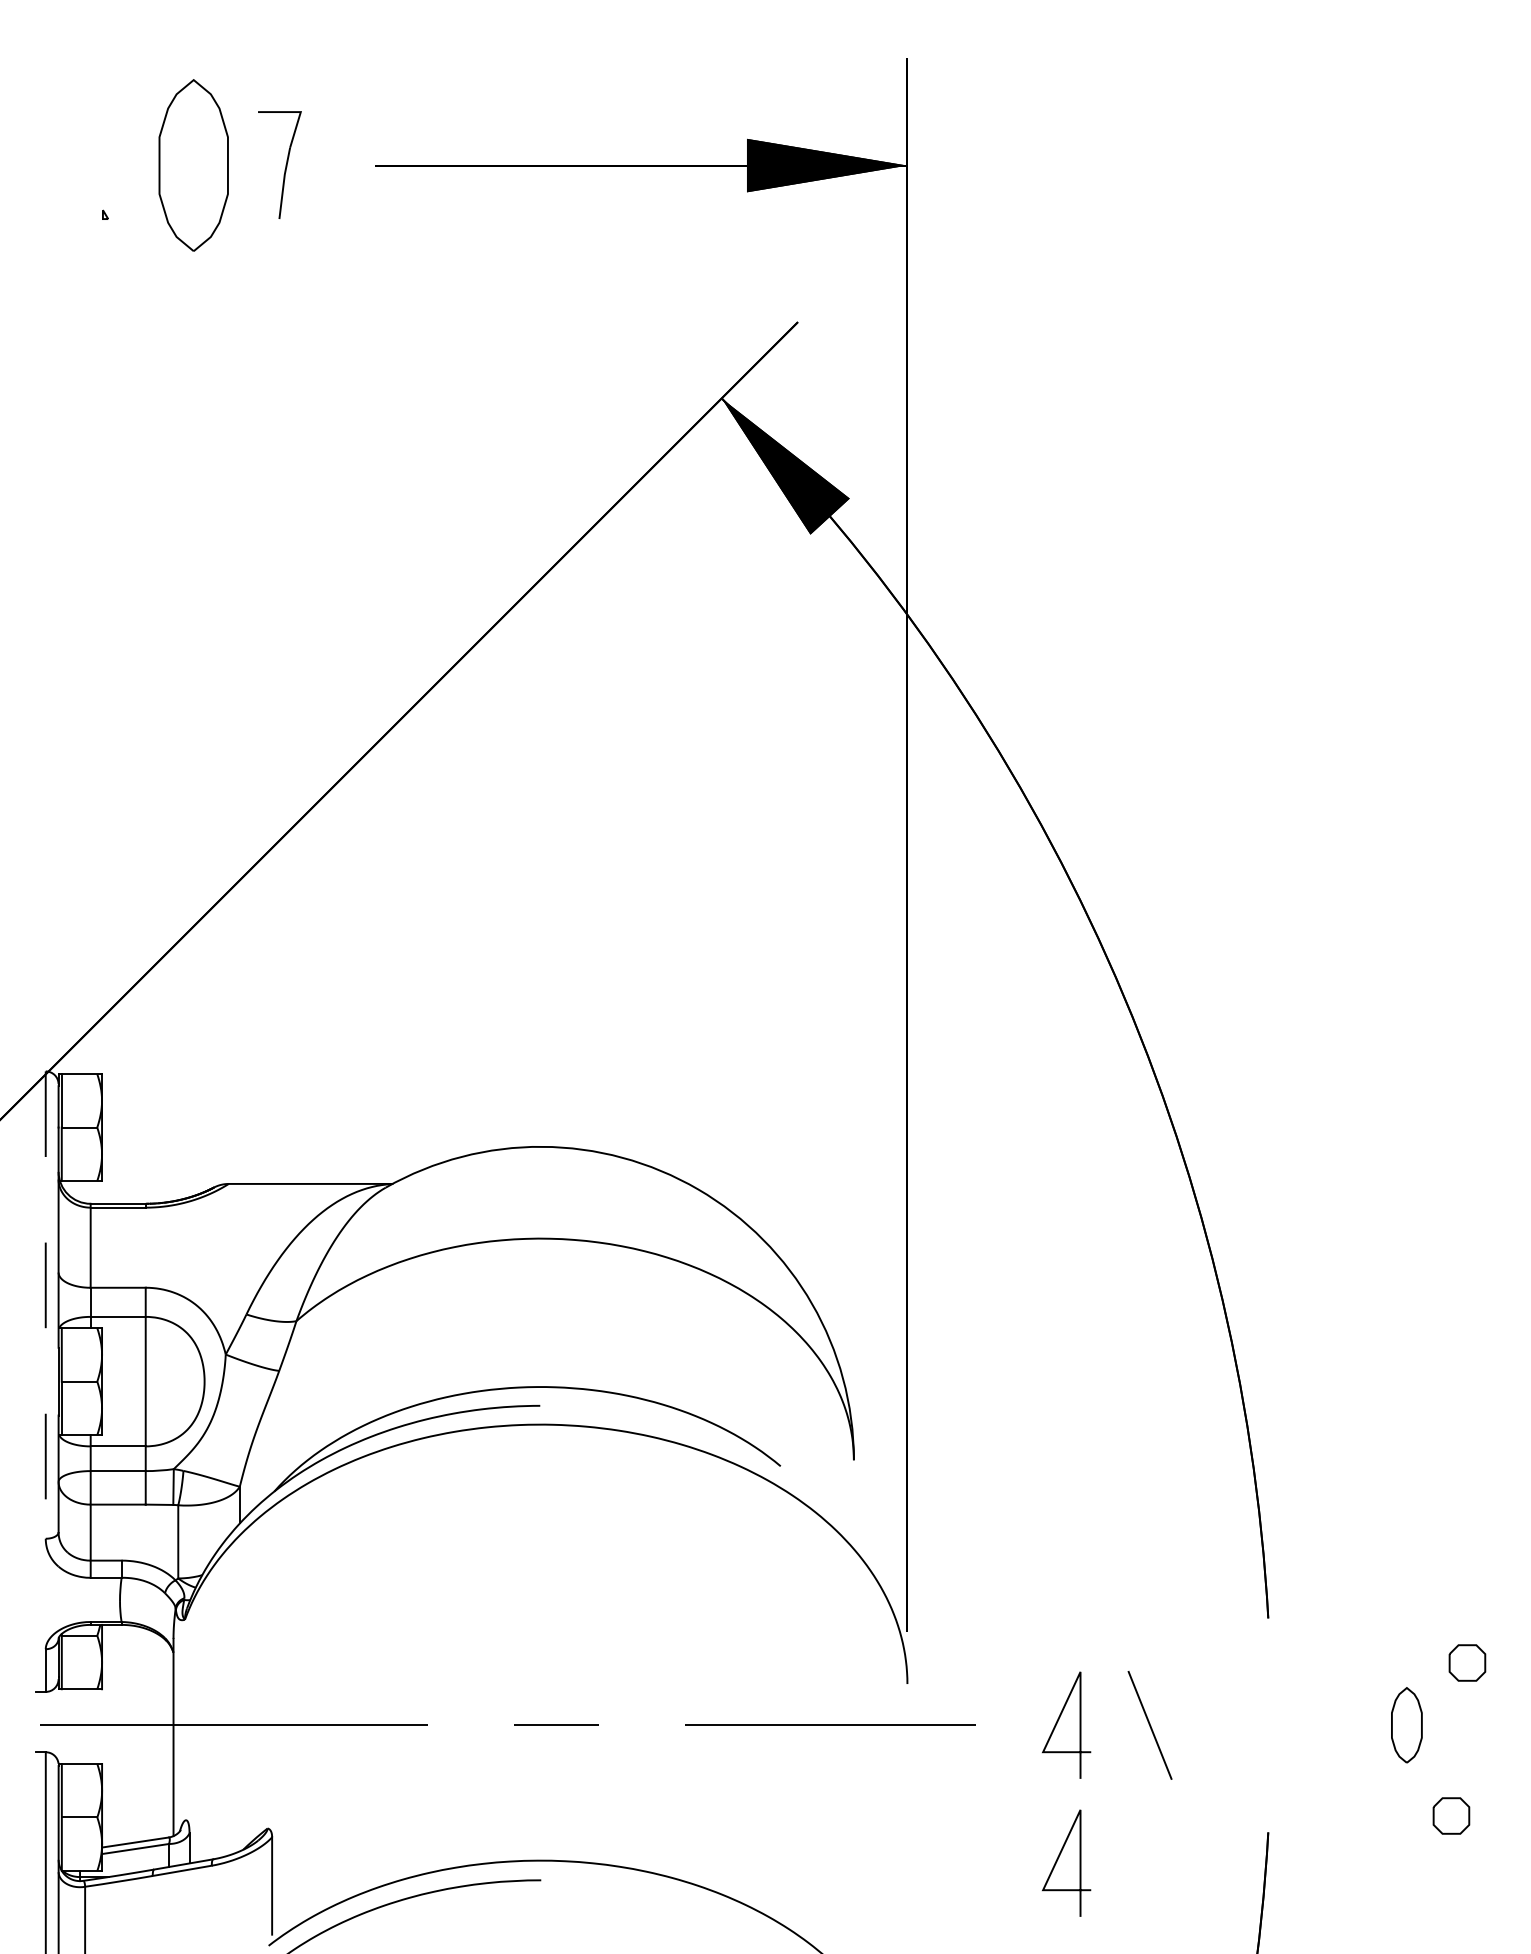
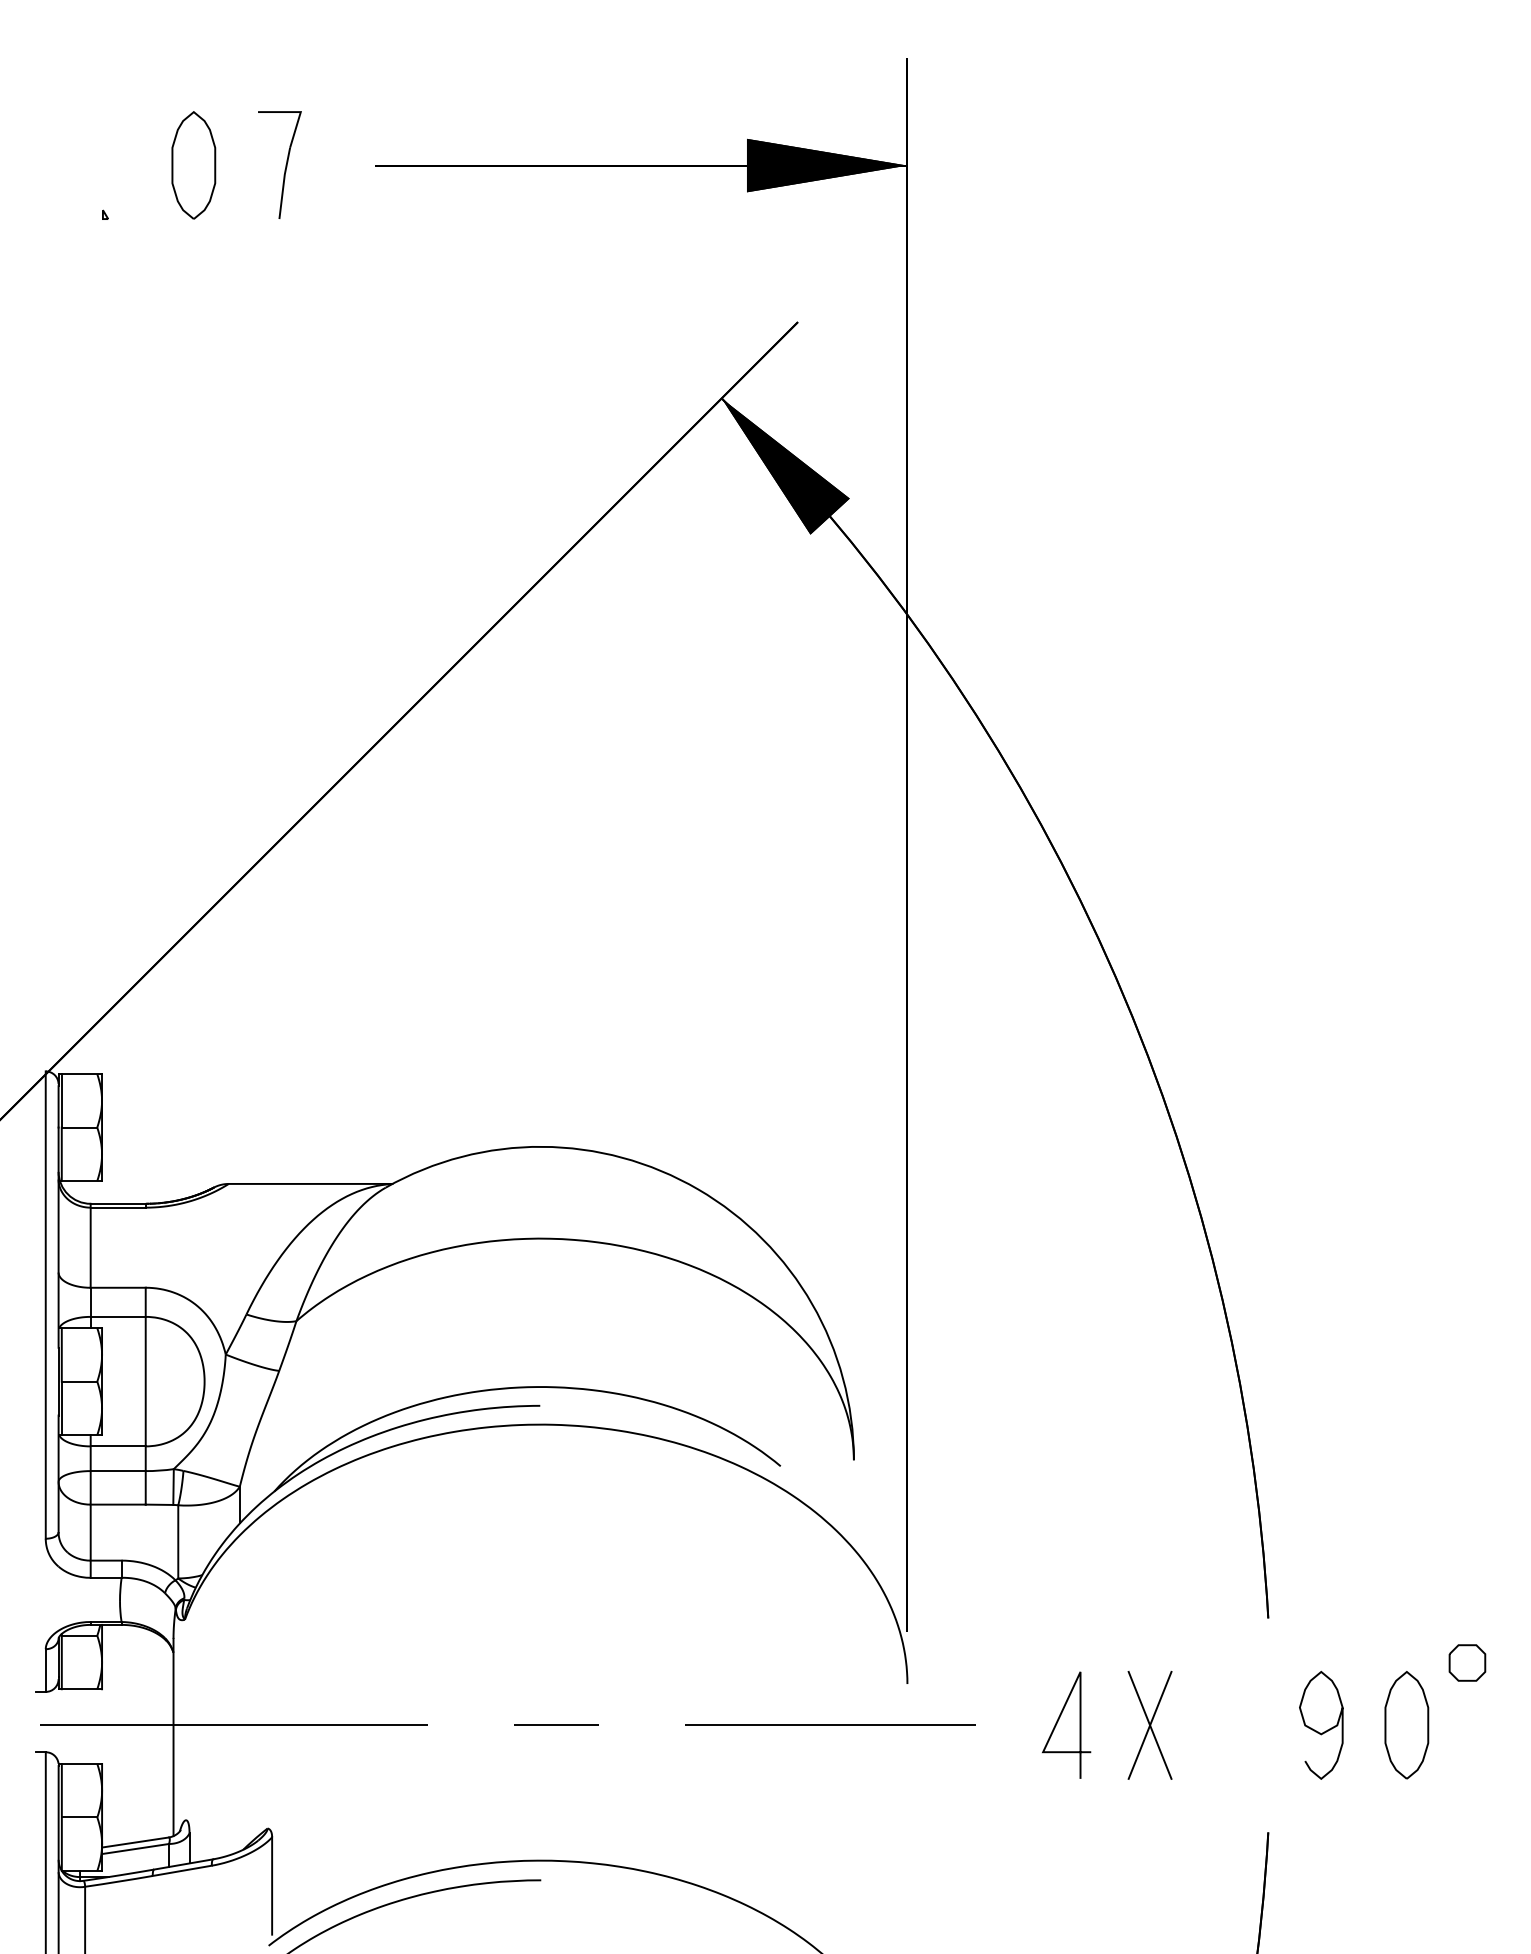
part size: 71x173 px -> 46x109 px (193, 165)
line: dashed -> solid (45, 1305)
line: none -> present (1149, 1724)
part size: 32x77 px -> 46x109 px (1406, 1725)
curve: none -> present (1325, 1730)
part: present -> none (1451, 1815)
line: present -> none (1058, 1859)
